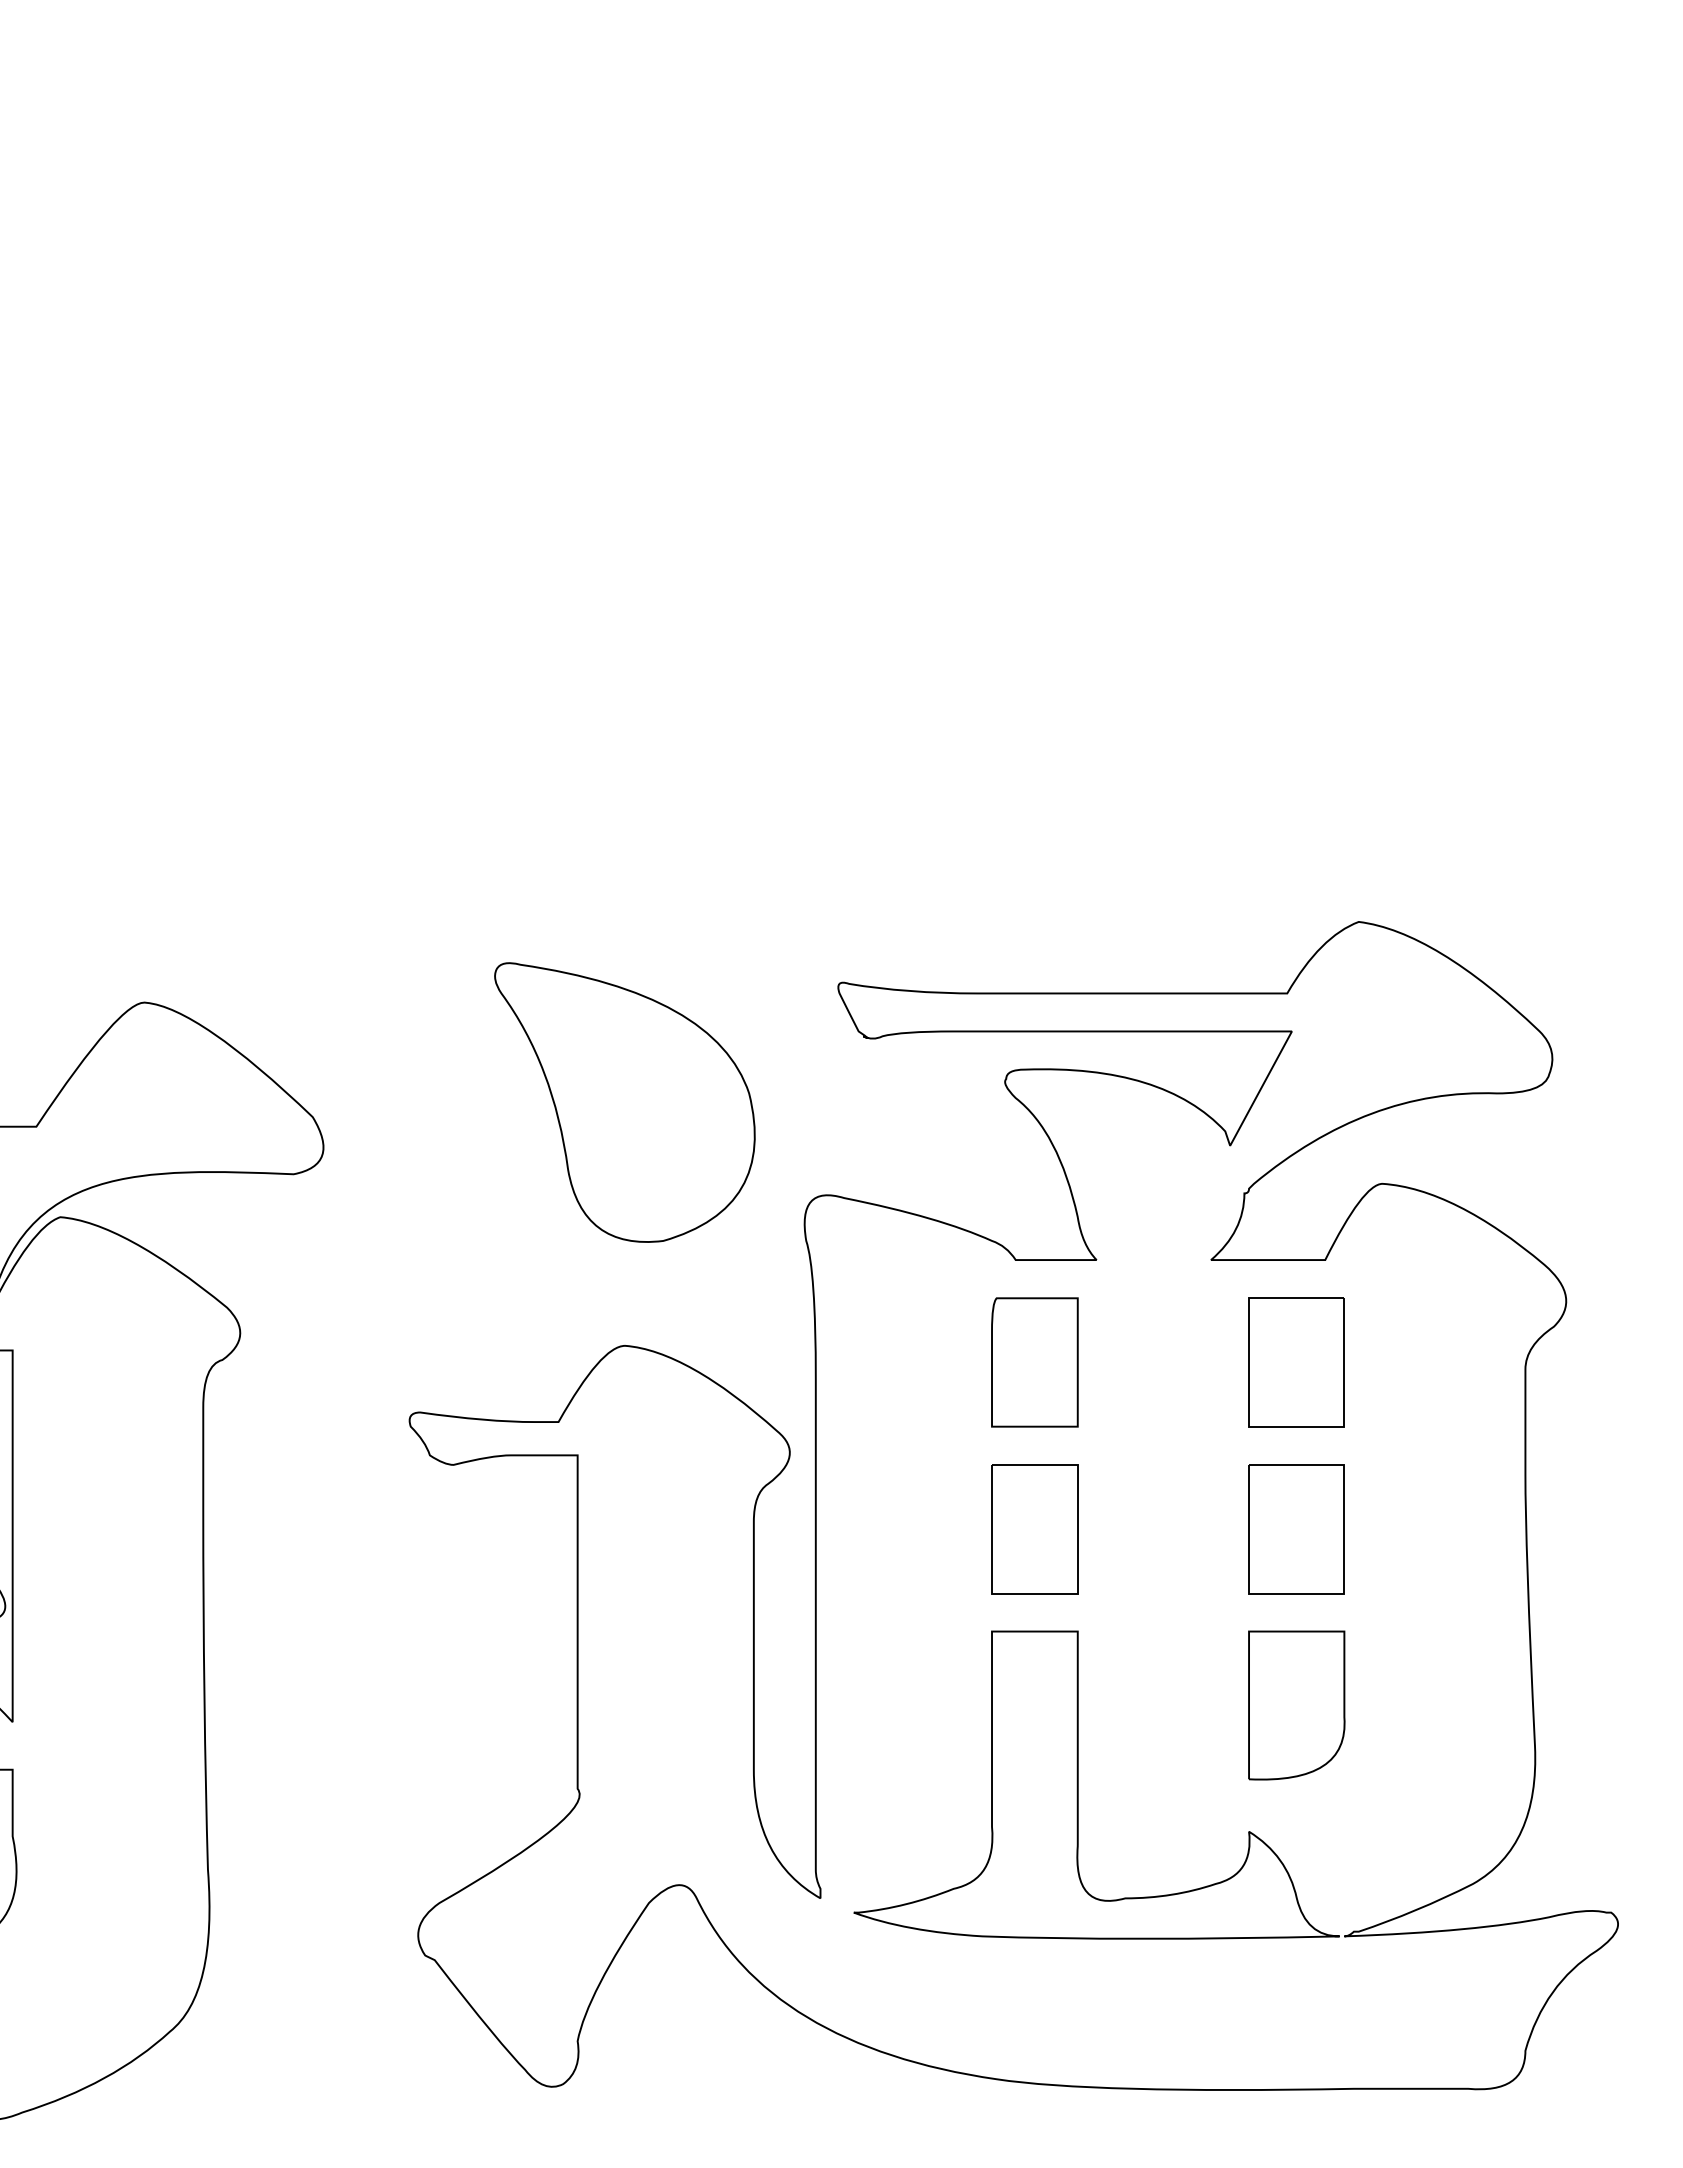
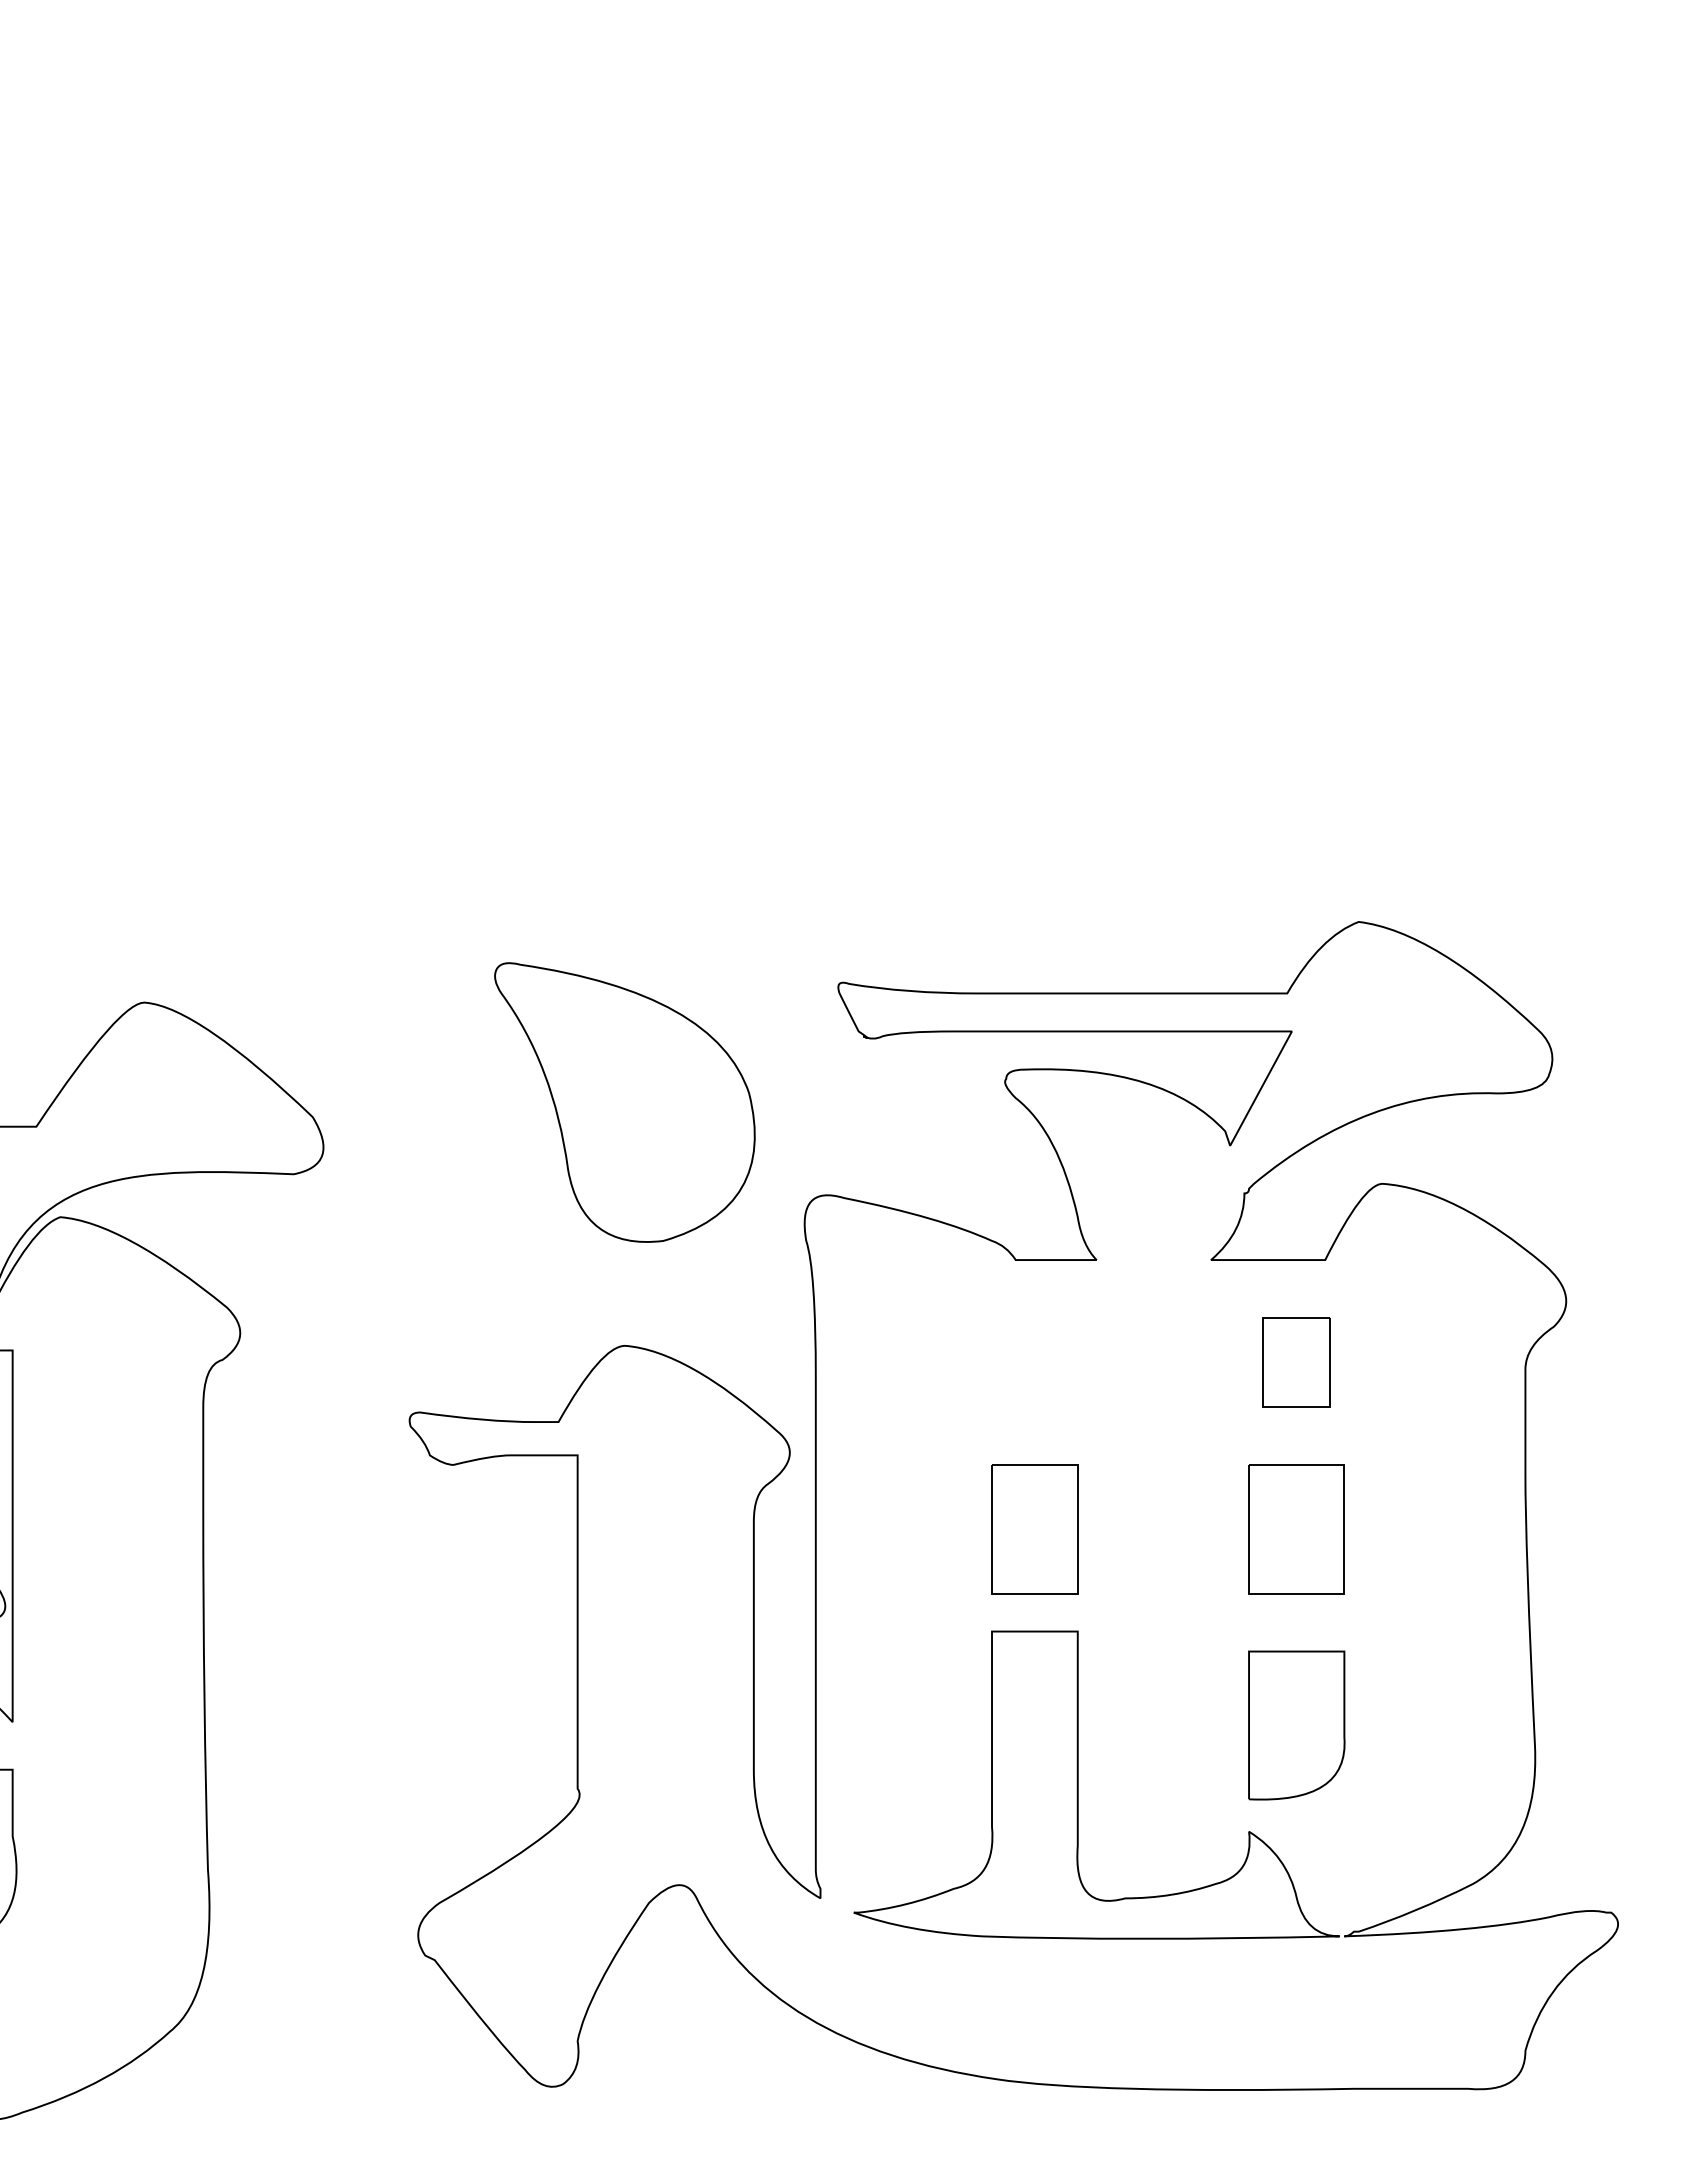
part: present -> none (1034, 1362)
part size: 97x131 px -> 69x91 px (1296, 1362)
part position: (1296, 1705) -> (1296, 1725) (1296, 1725)
